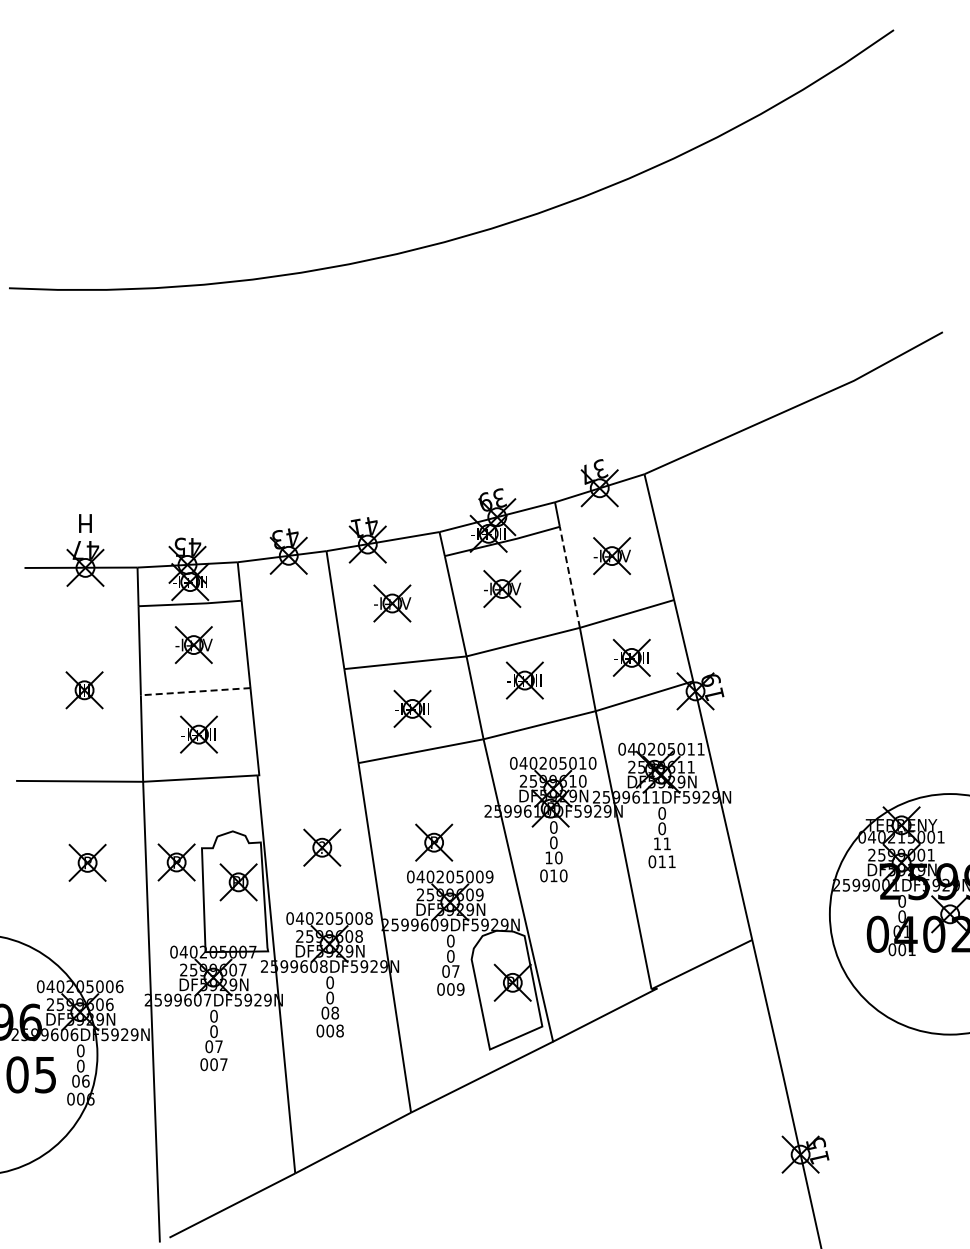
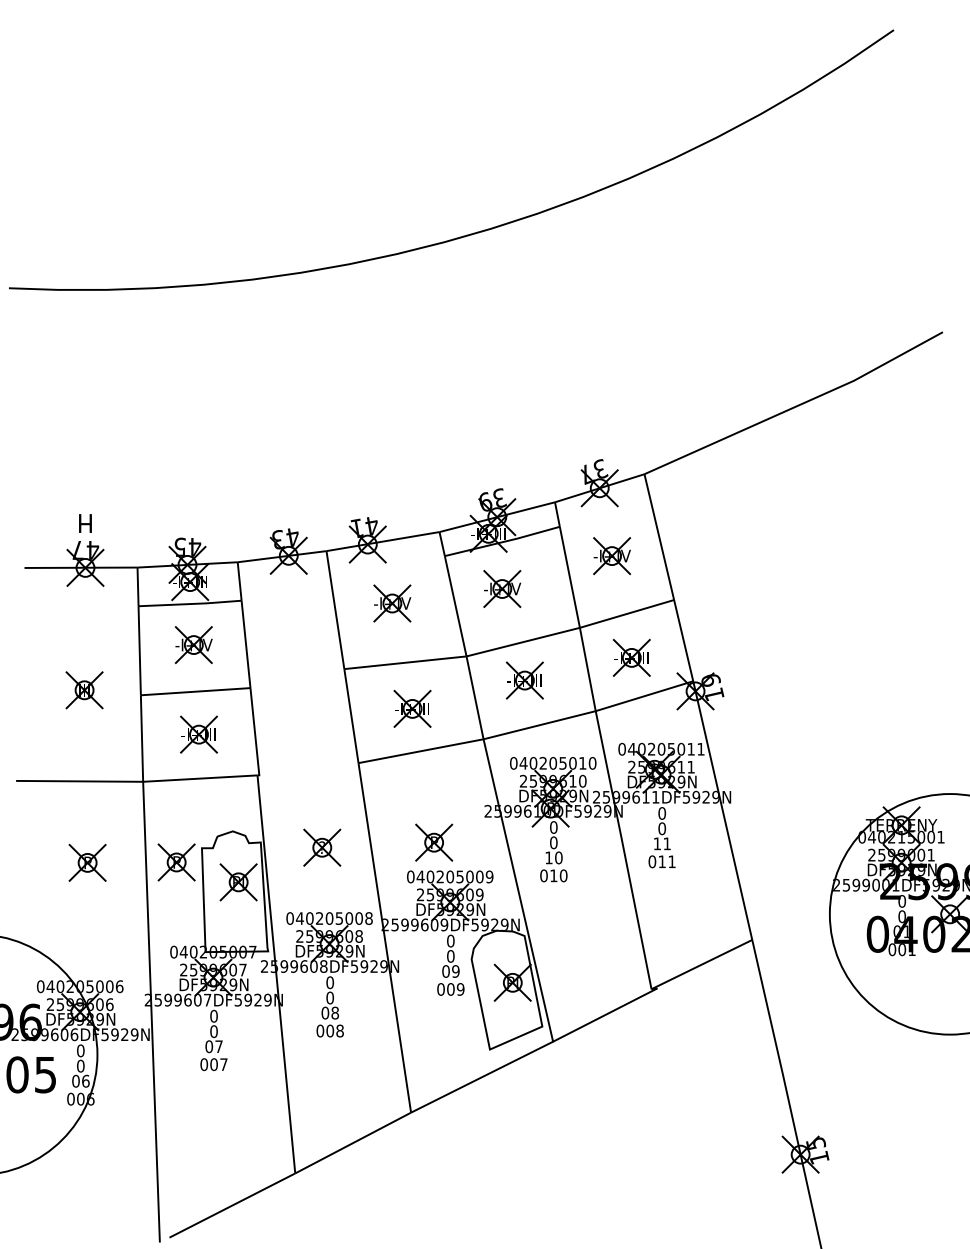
line: dashed -> solid (569, 576)
line: dashed -> solid (195, 691)
text: 07 -> 09 (455, 971)
